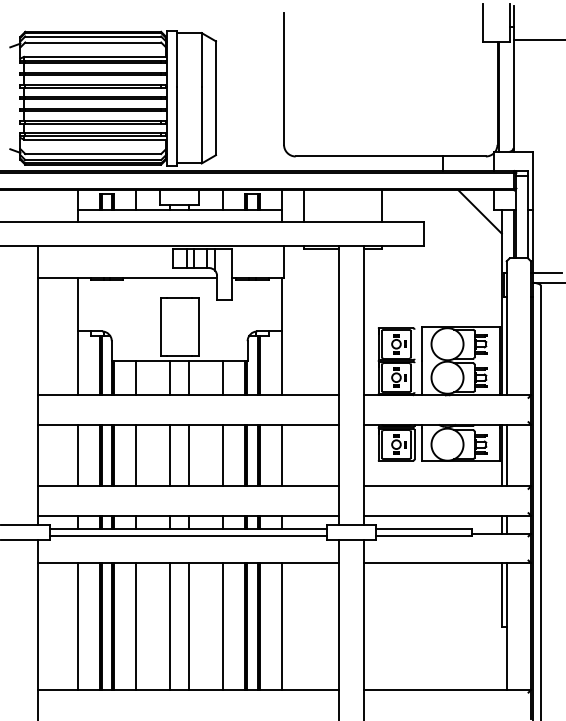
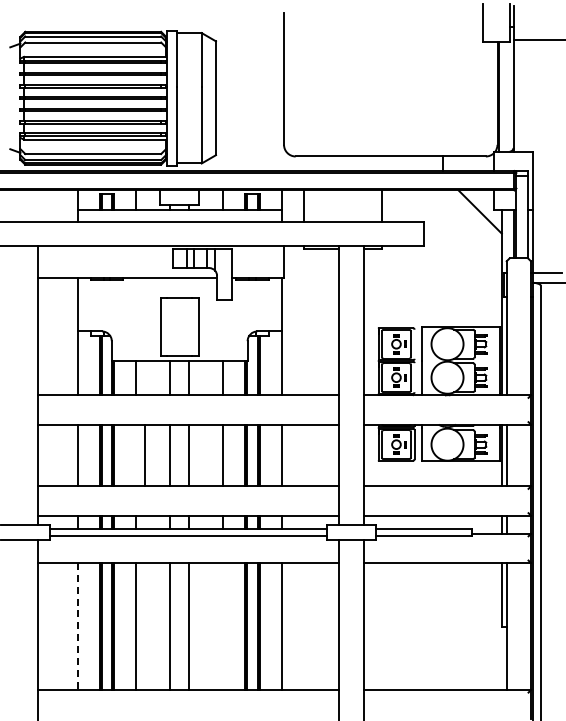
line position: (136, 455) -> (145, 455) (145, 455)
line: solid -> dashed (77, 626)
line: present -> none (223, 626)
